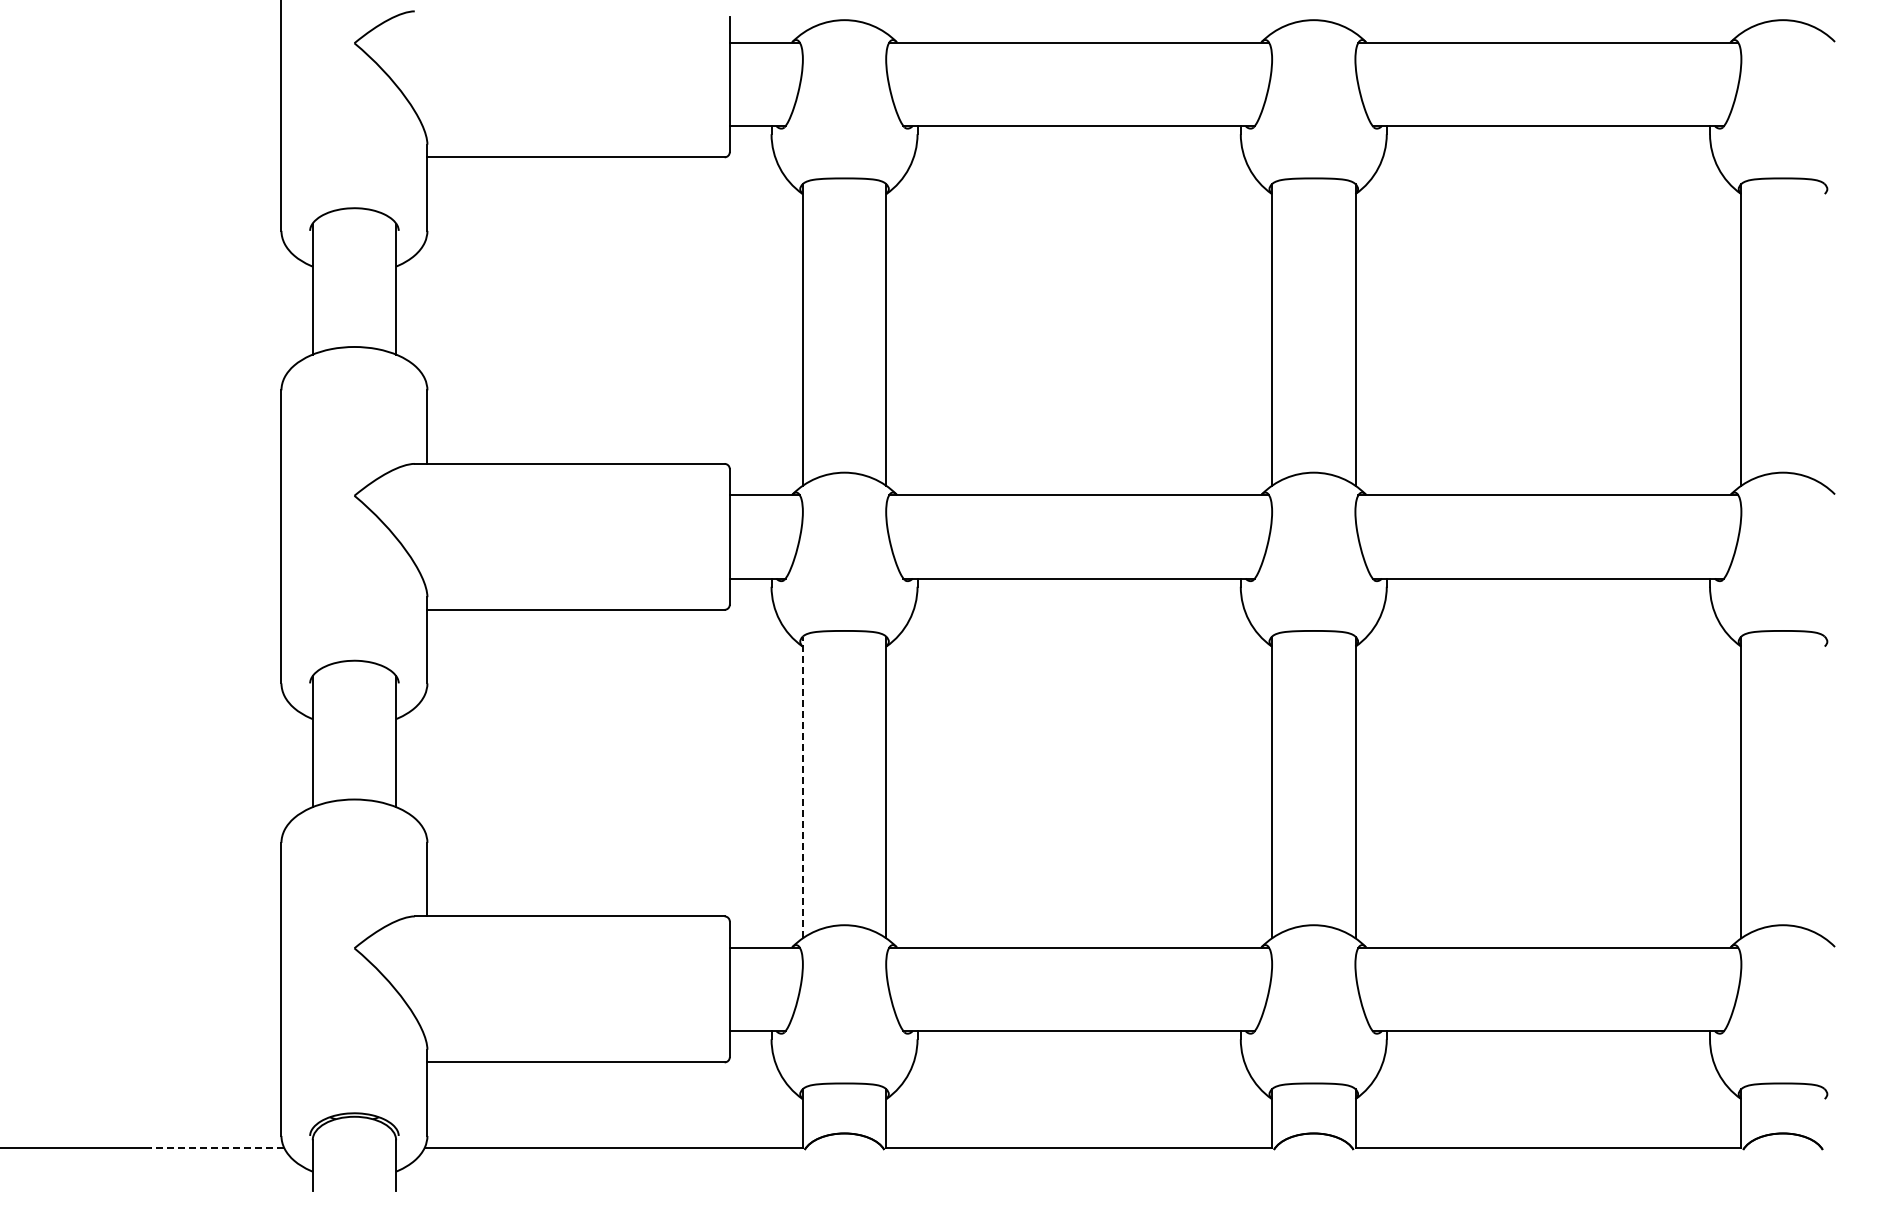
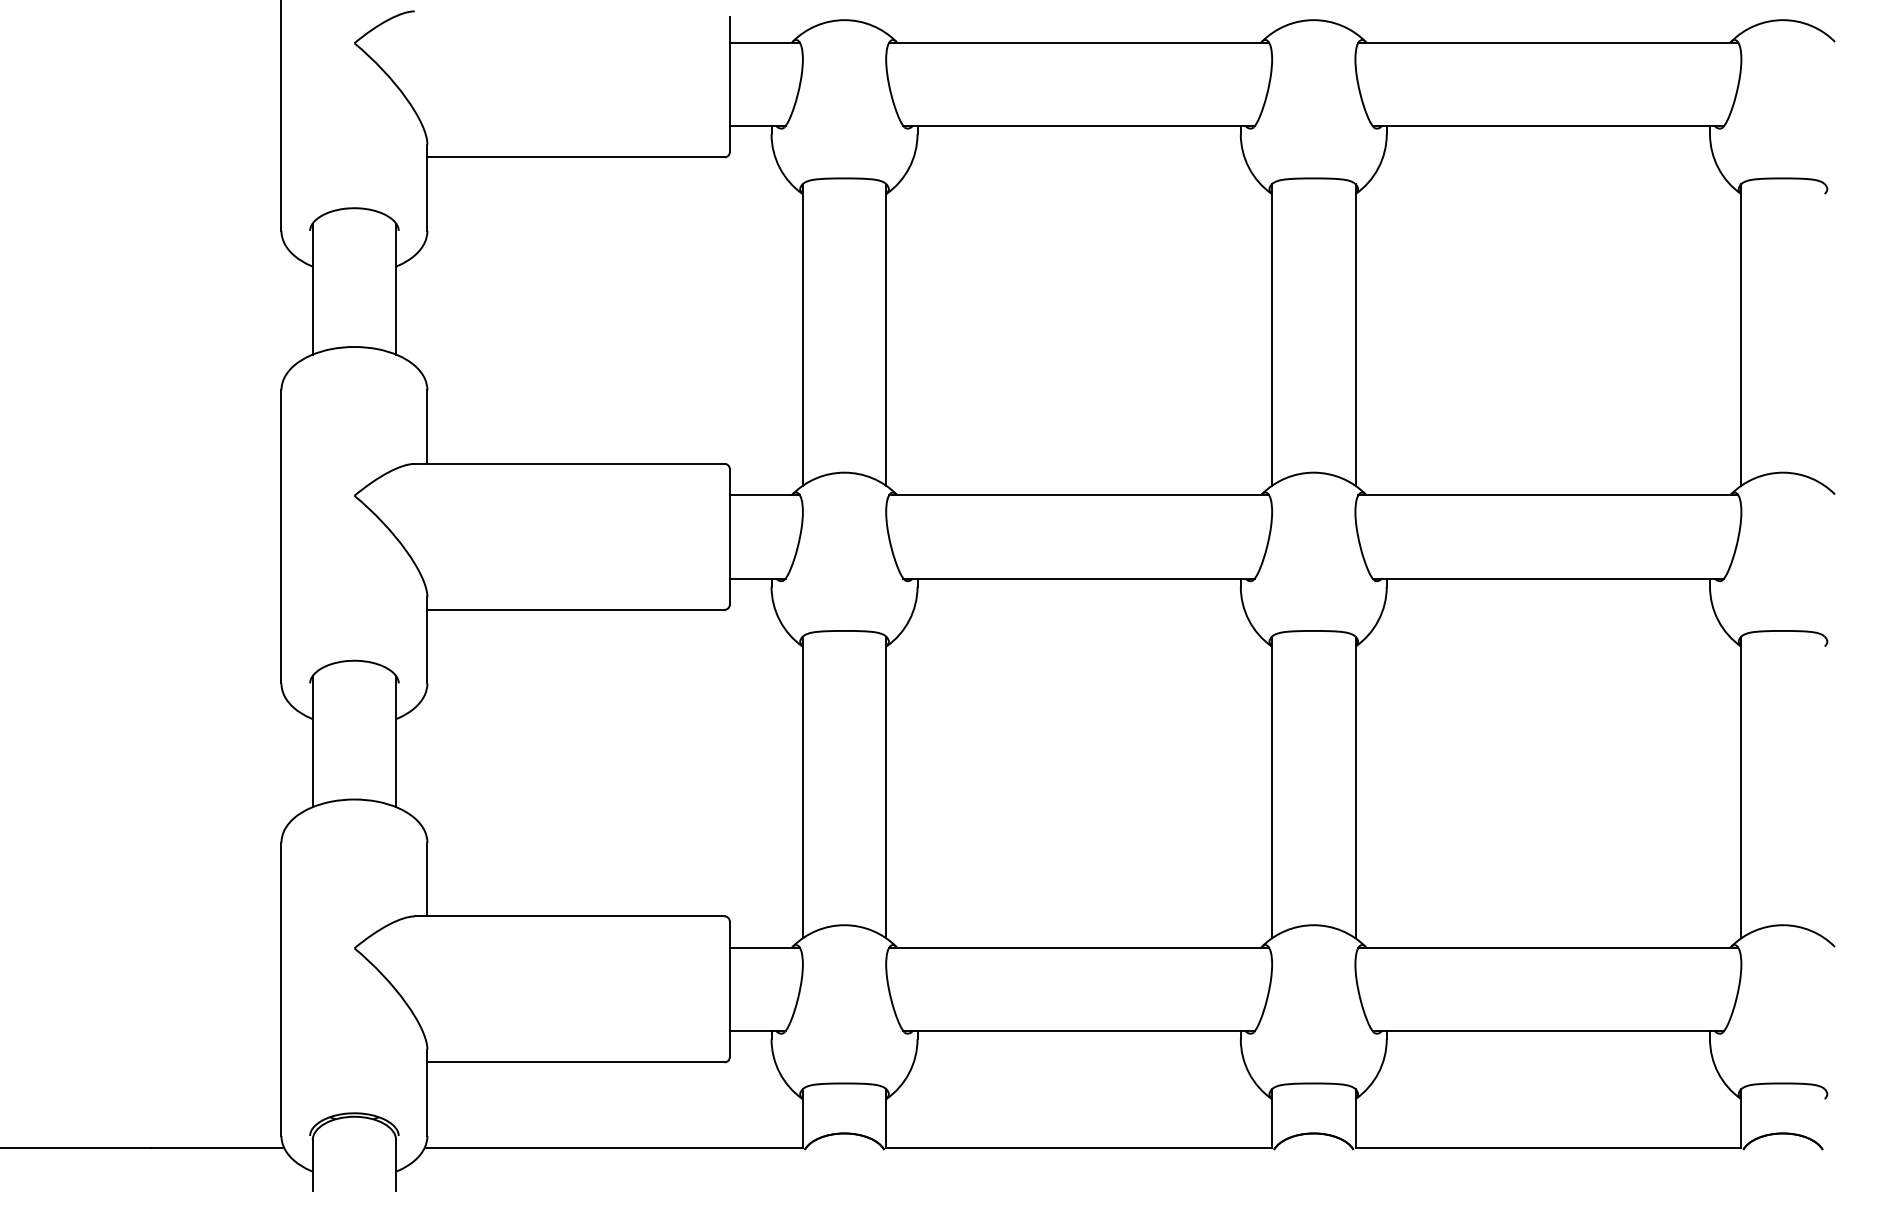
line: dashed -> solid (802, 787)
line: dashed -> solid (217, 1148)
